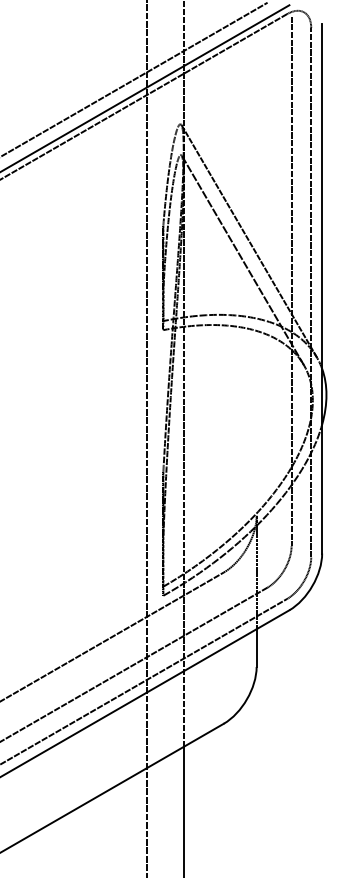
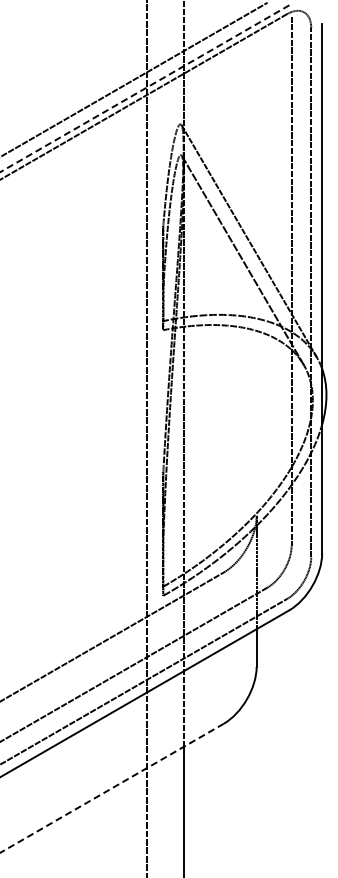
line: solid -> dashed (144, 88)
line: solid -> dashed (112, 788)
